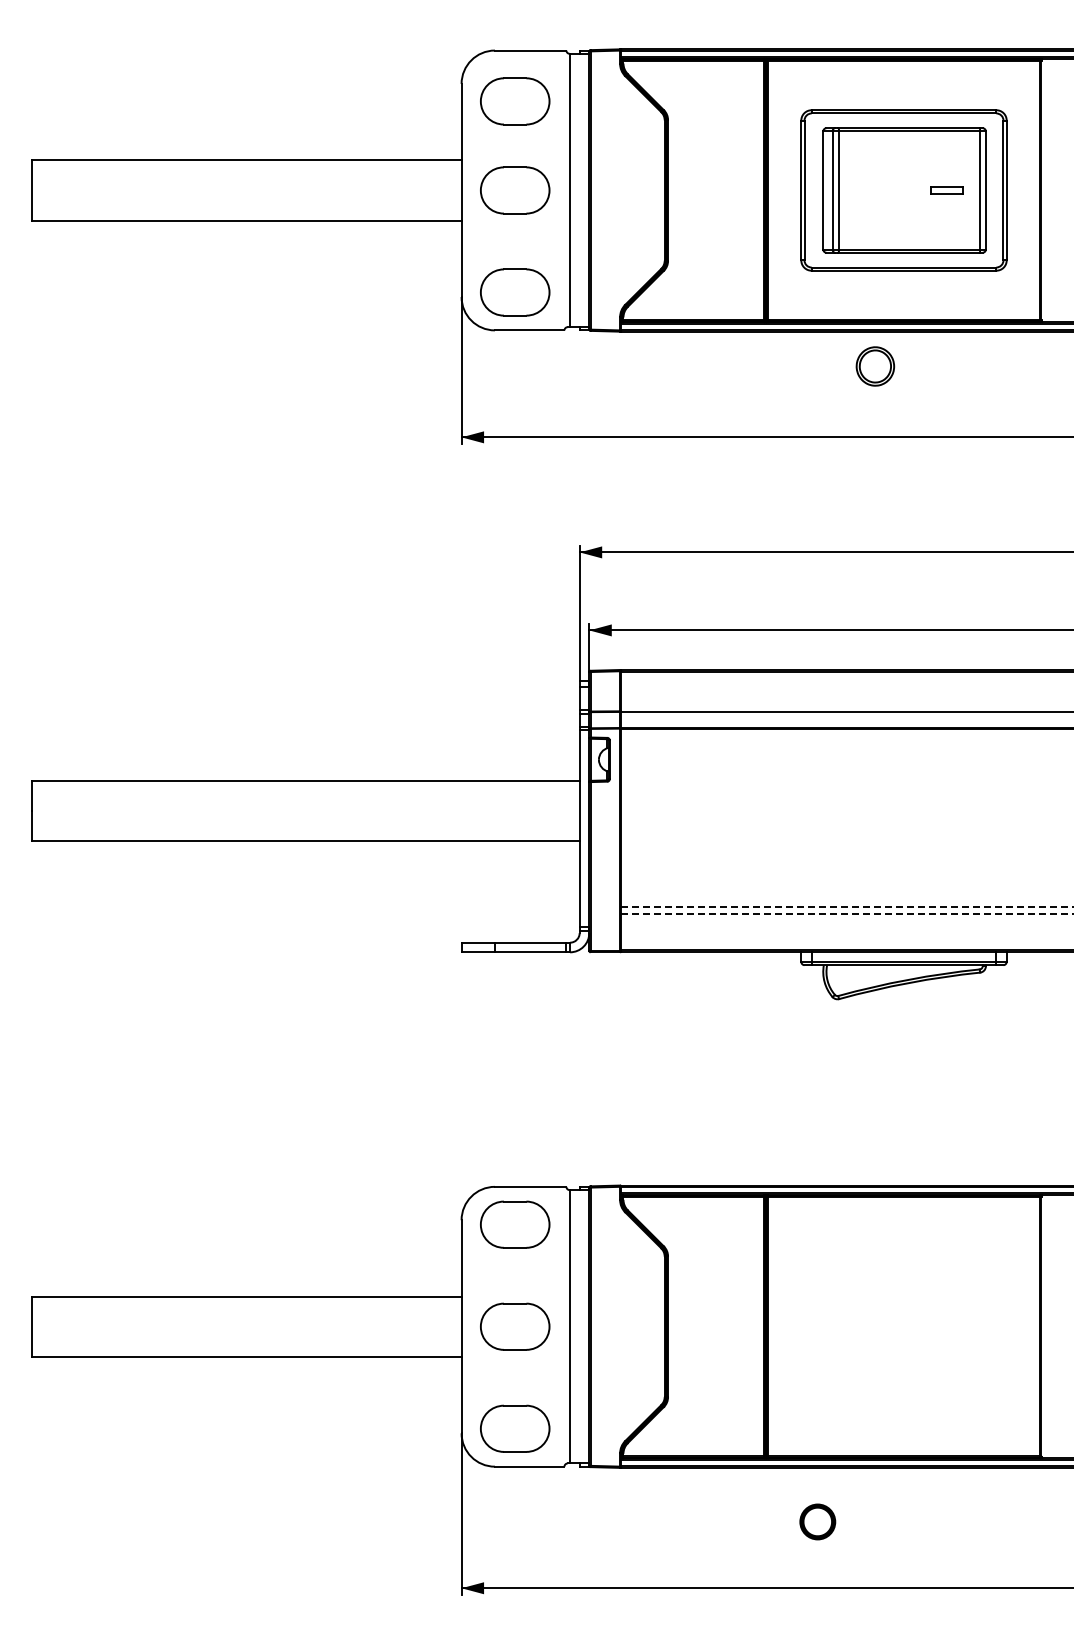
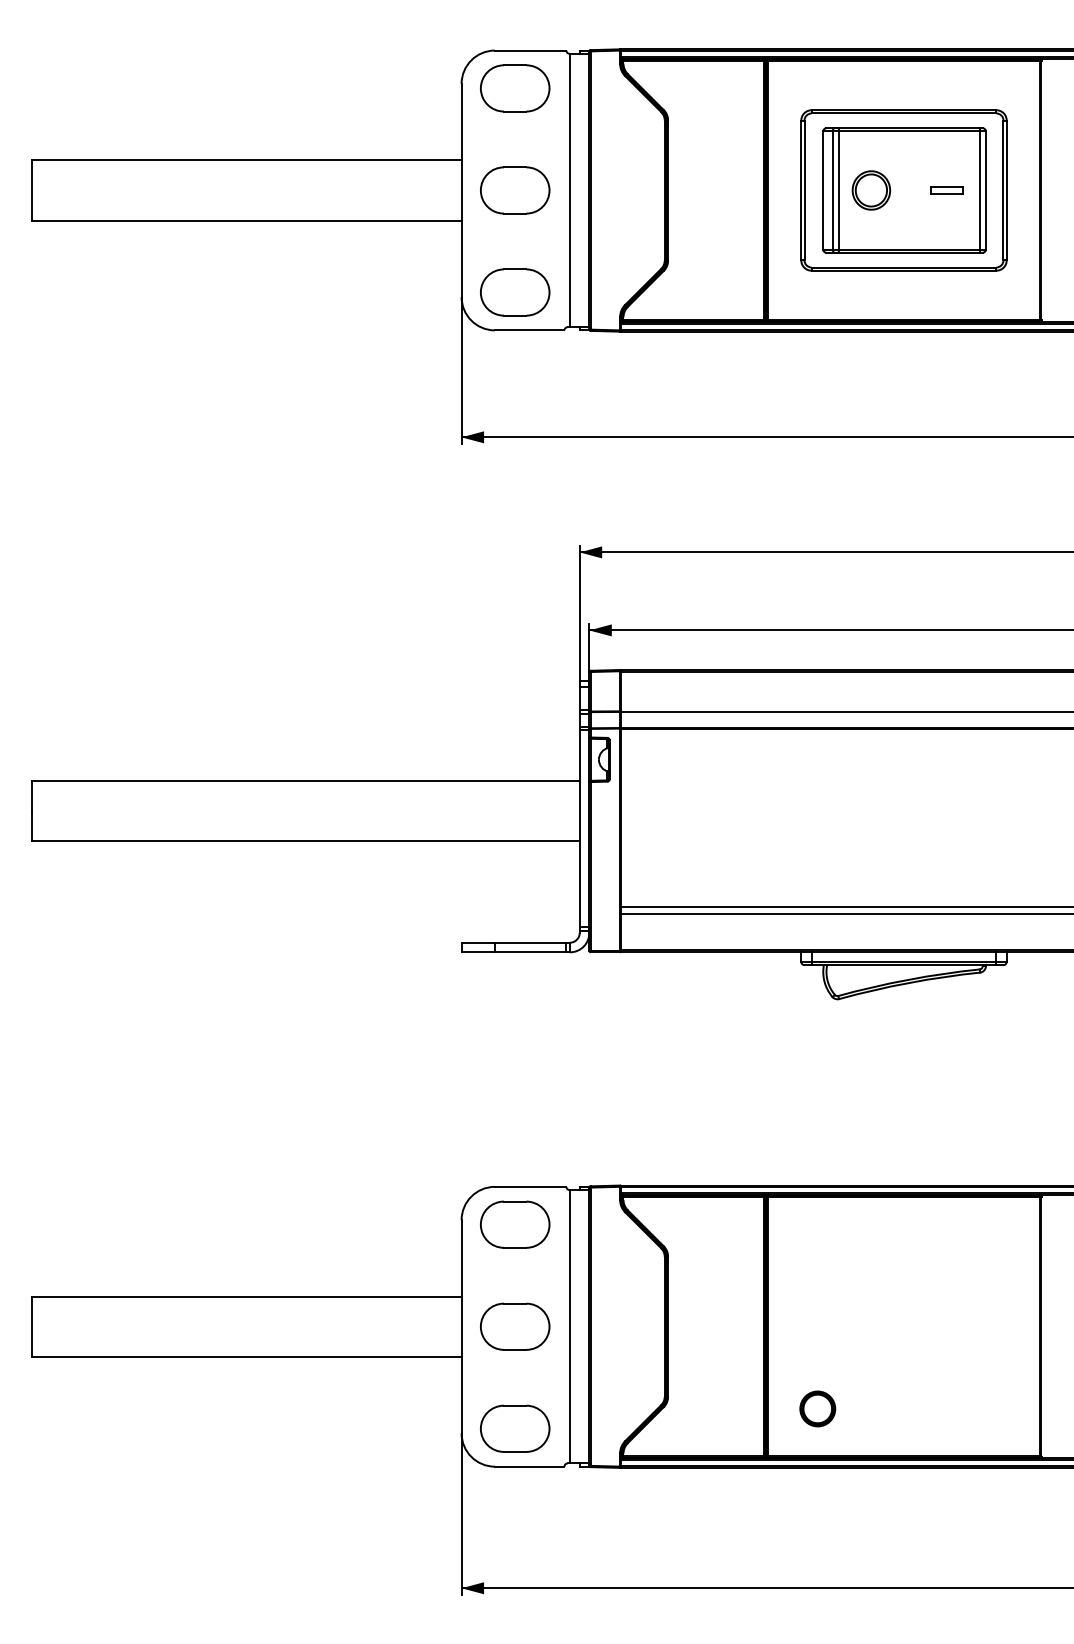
part position: (515, 101) -> (515, 88) (515, 88)
part position: (875, 366) -> (871, 190) (871, 190)
line: dashed -> solid (847, 907)
line: dashed -> solid (847, 913)
part position: (817, 1521) -> (817, 1408) (817, 1408)
